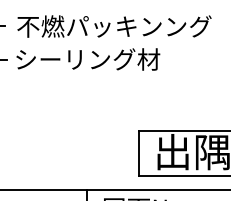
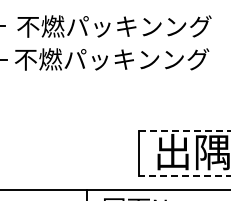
text: シーリング材 -> 不燃パッキンング (112, 59)
line: solid -> dashed (185, 131)
line: solid -> dashed (184, 175)
